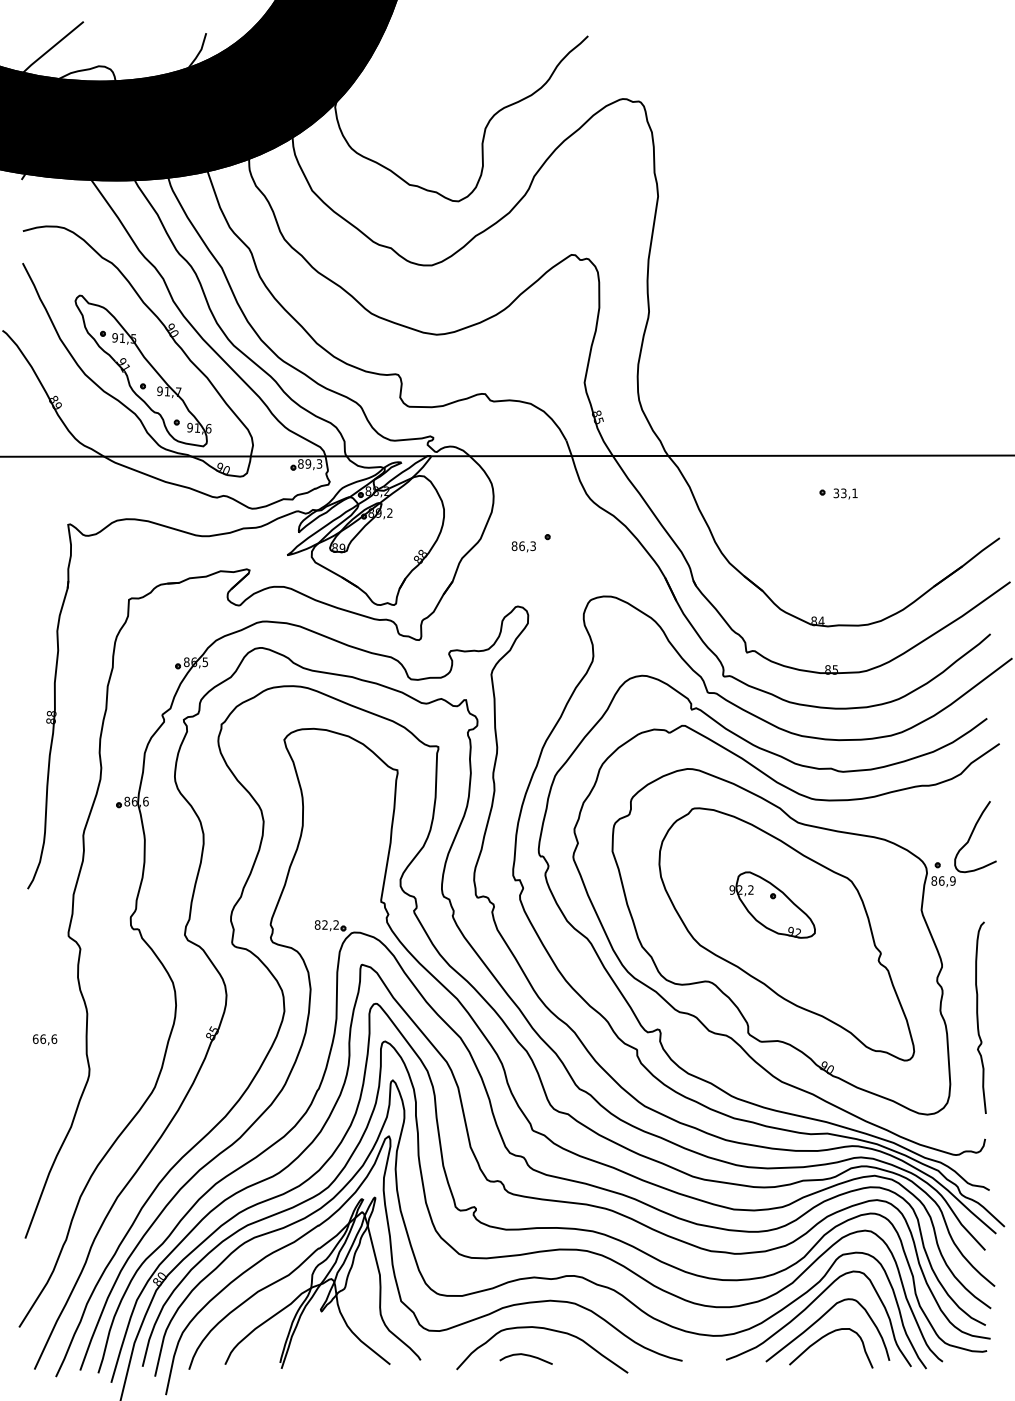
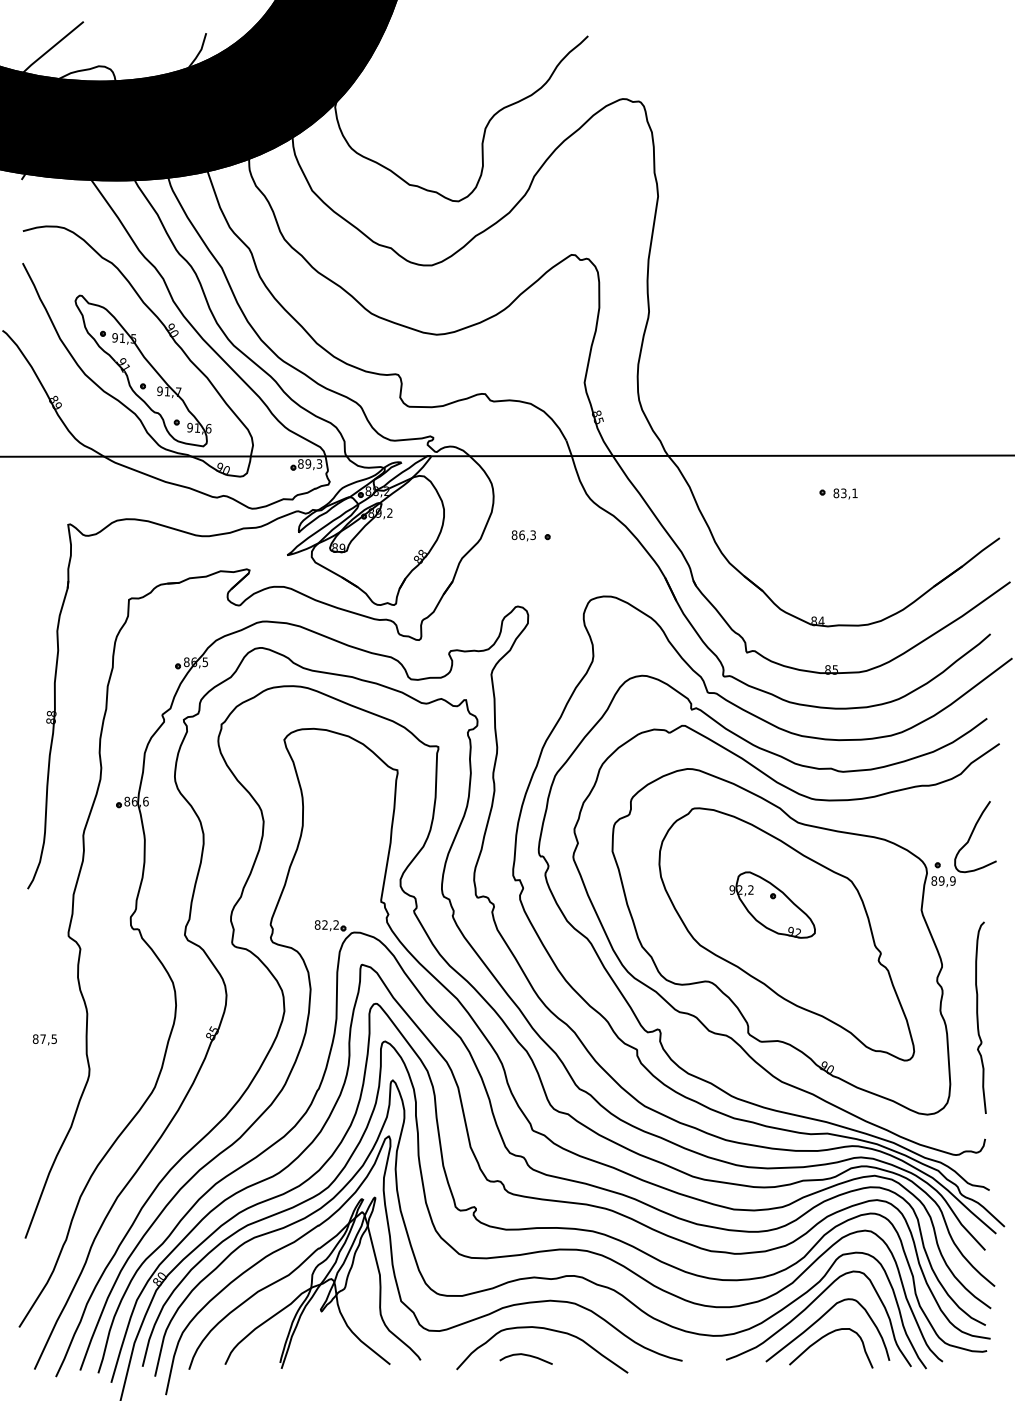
text: 33,1 -> 83,1 (836, 493)
text position: (523, 546) -> (523, 535) (523, 535)
text: 86,9 -> 89,9 (941, 880)
text: 66,6 -> 87,5 (44, 1039)
